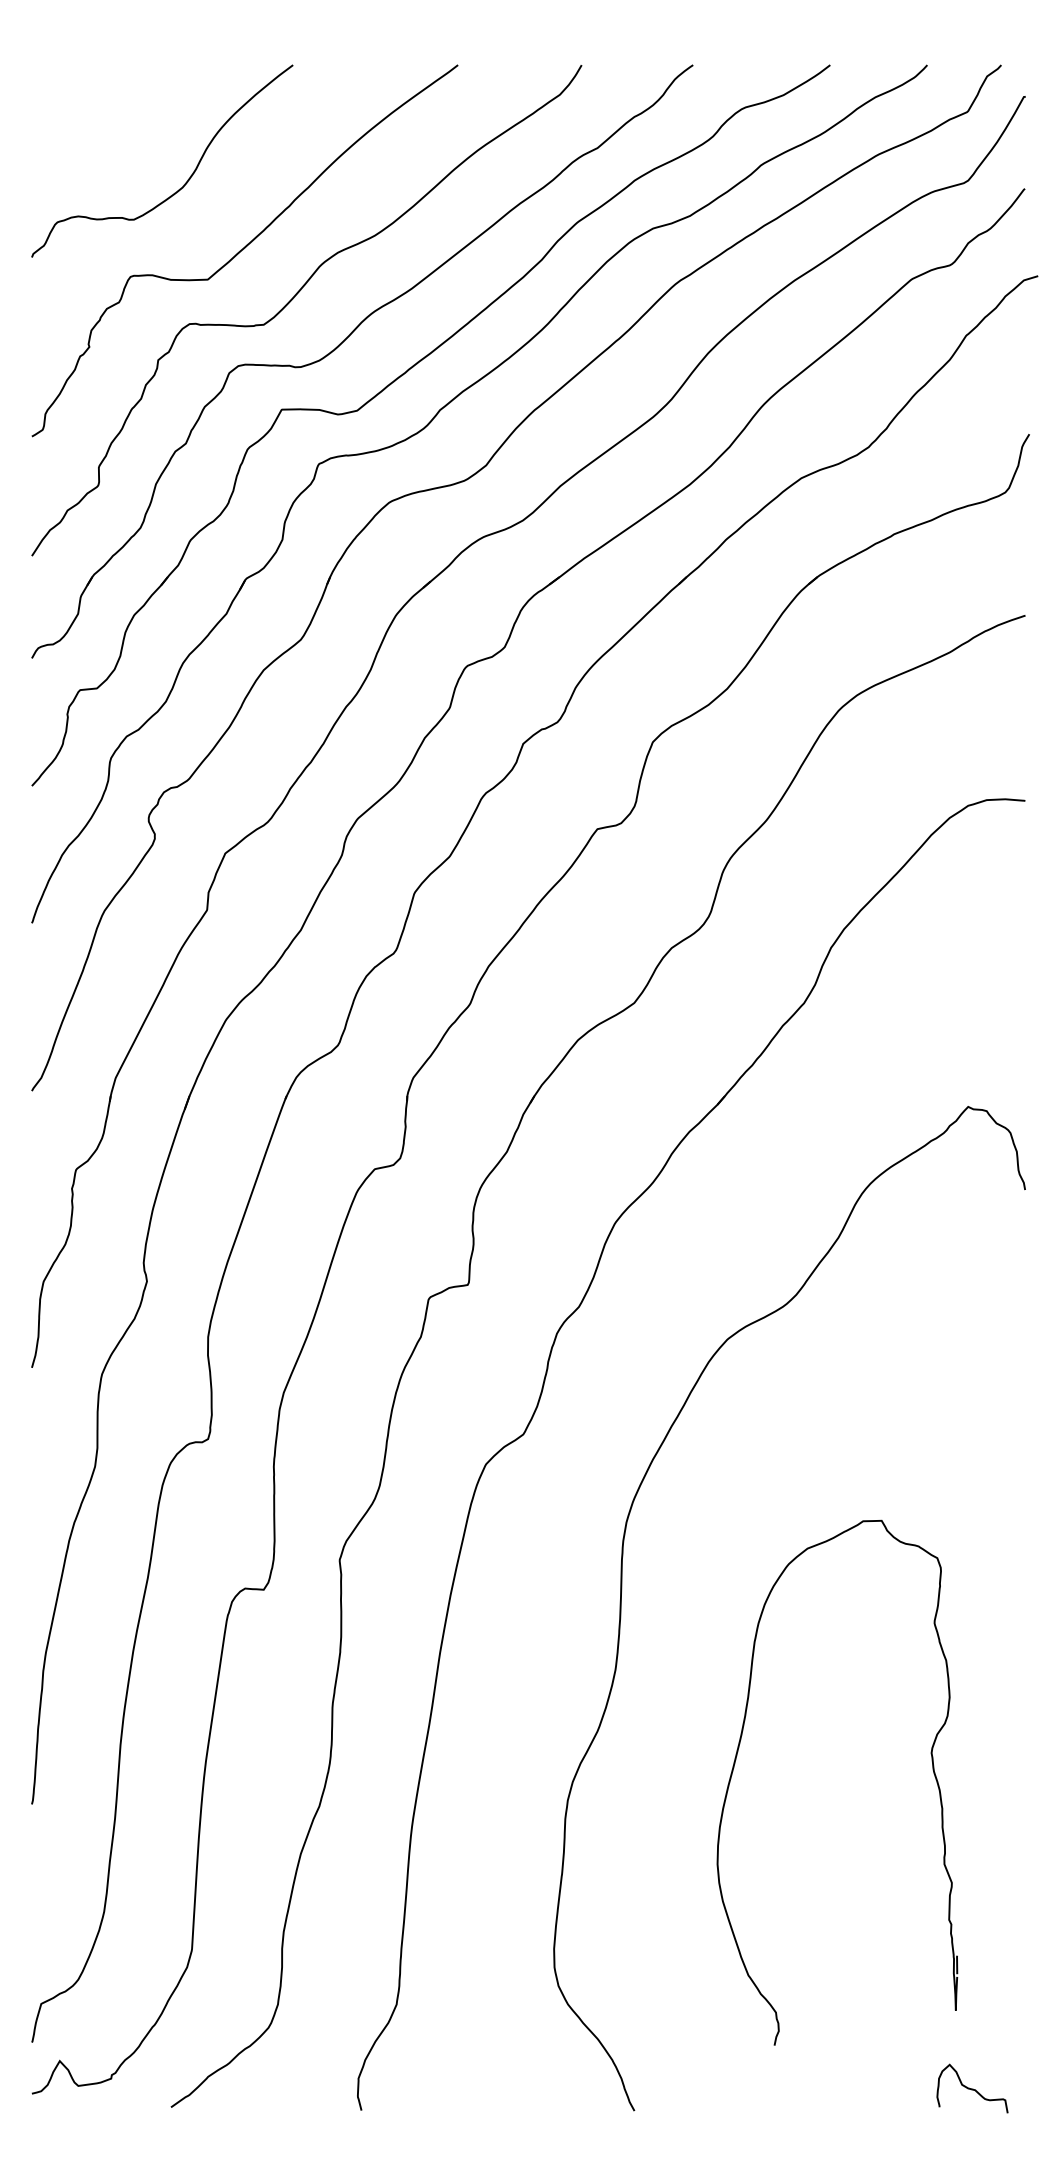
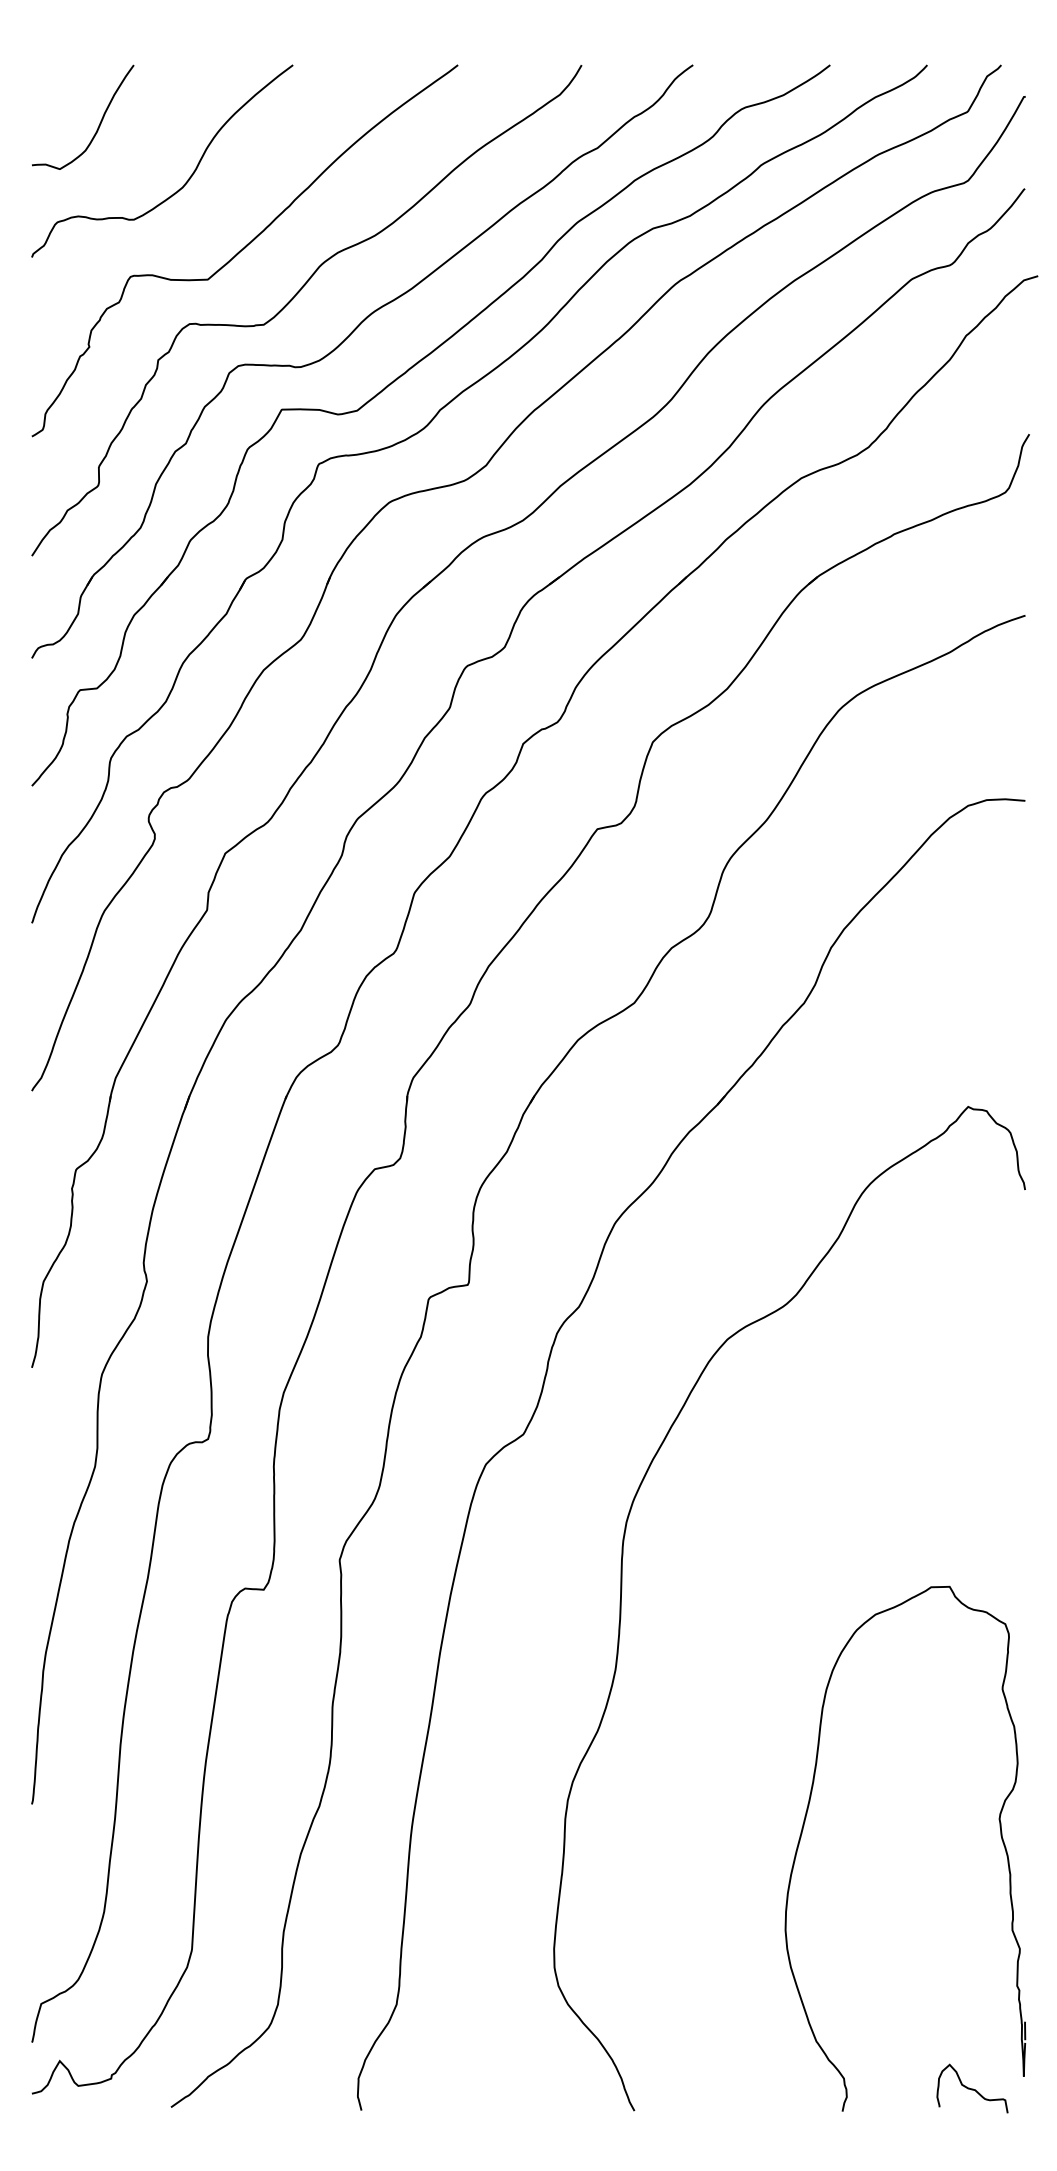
curve: none -> present (100, 120)
part position: (932, 1770) -> (1000, 1836) (1000, 1836)
